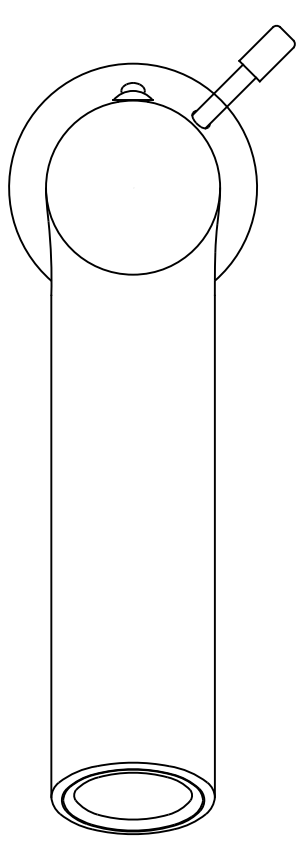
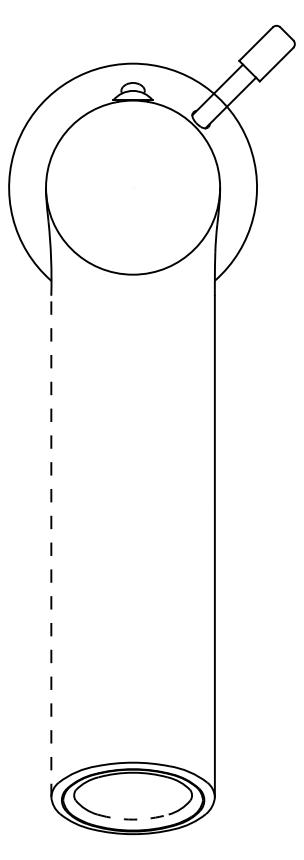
line: solid -> dashed (51, 546)
arc: solid -> dashed (133, 819)
